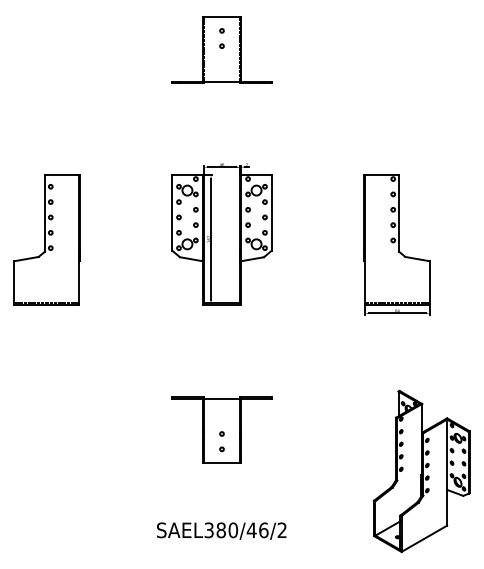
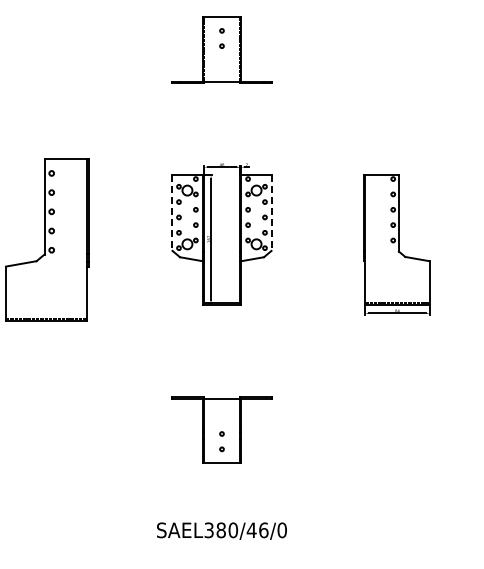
line: solid -> dashed (172, 213)
line: solid -> dashed (271, 213)
part size: 68x132 px -> 85x164 px (47, 239)
part: present -> none (421, 471)
text: SAEL380/46/2 -> SAEL380/46/0 (281, 530)
